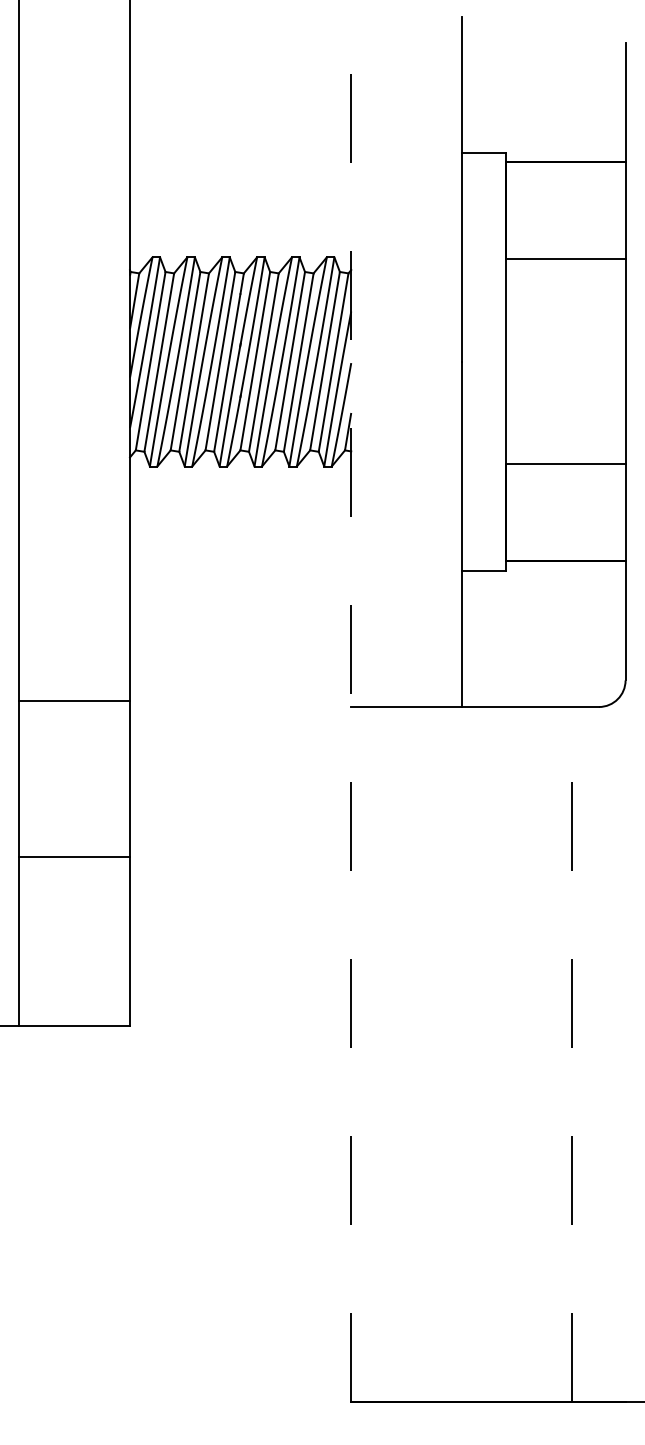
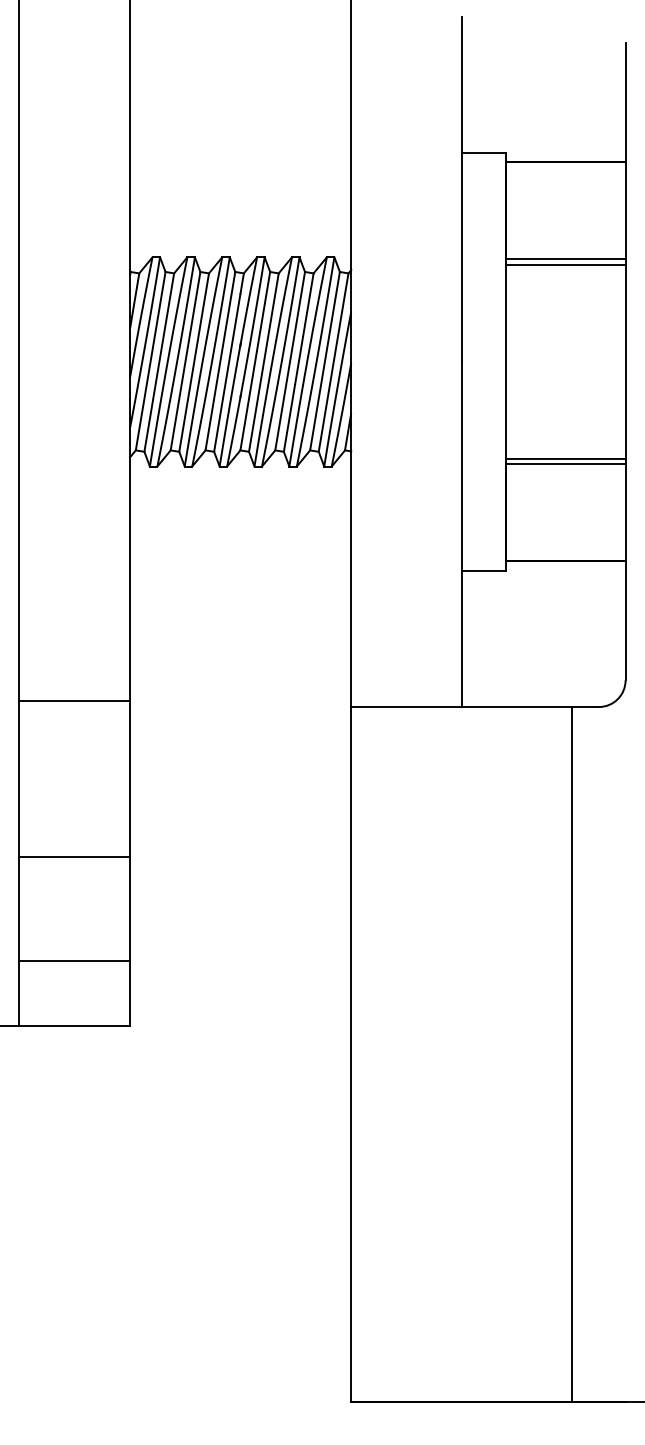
line: none -> present (565, 264)
line: none -> present (565, 458)
line: dashed -> solid (351, 700)
line: none -> present (74, 960)
line: dashed -> solid (572, 1053)
